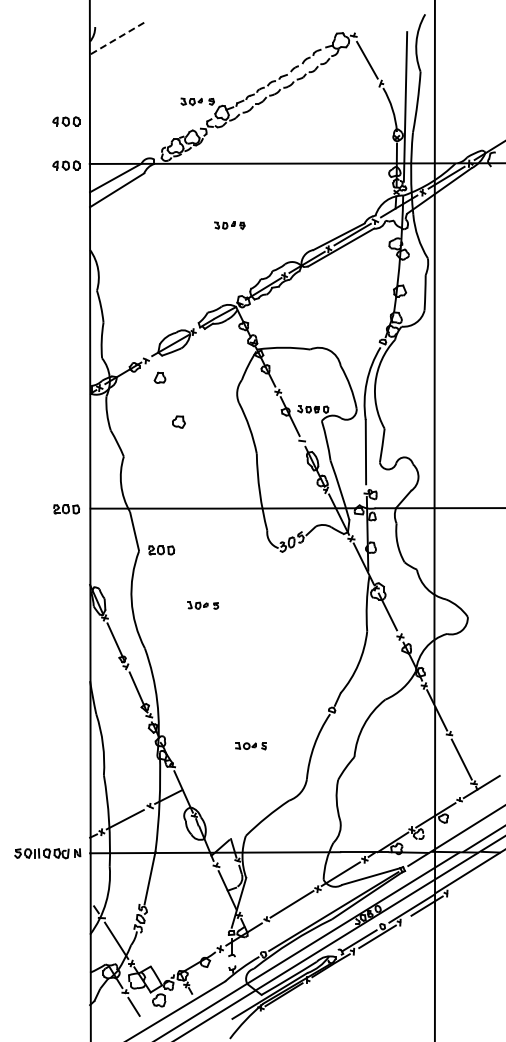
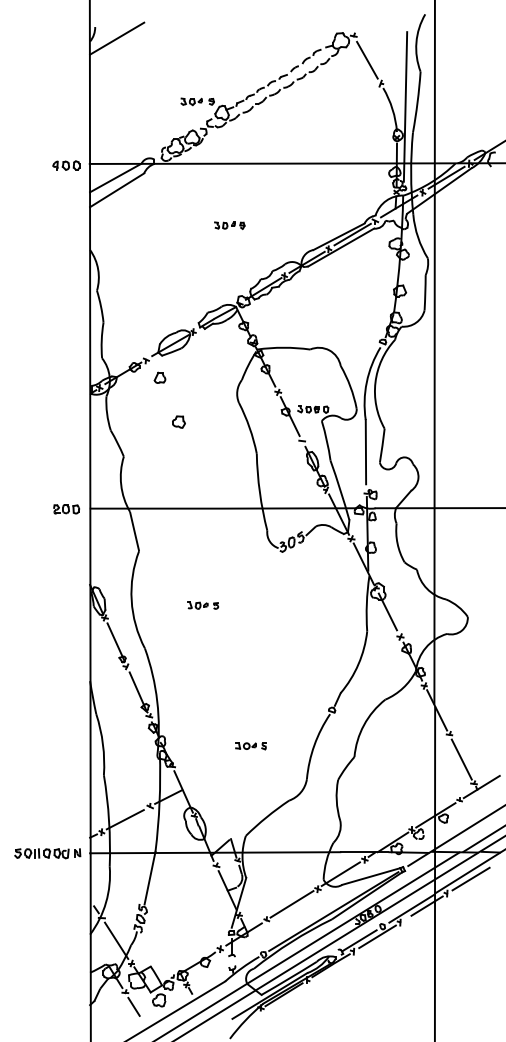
line: dashed -> solid (116, 38)
part: present -> none (66, 121)
part: present -> none (161, 550)
line: none -> present (470, 878)
